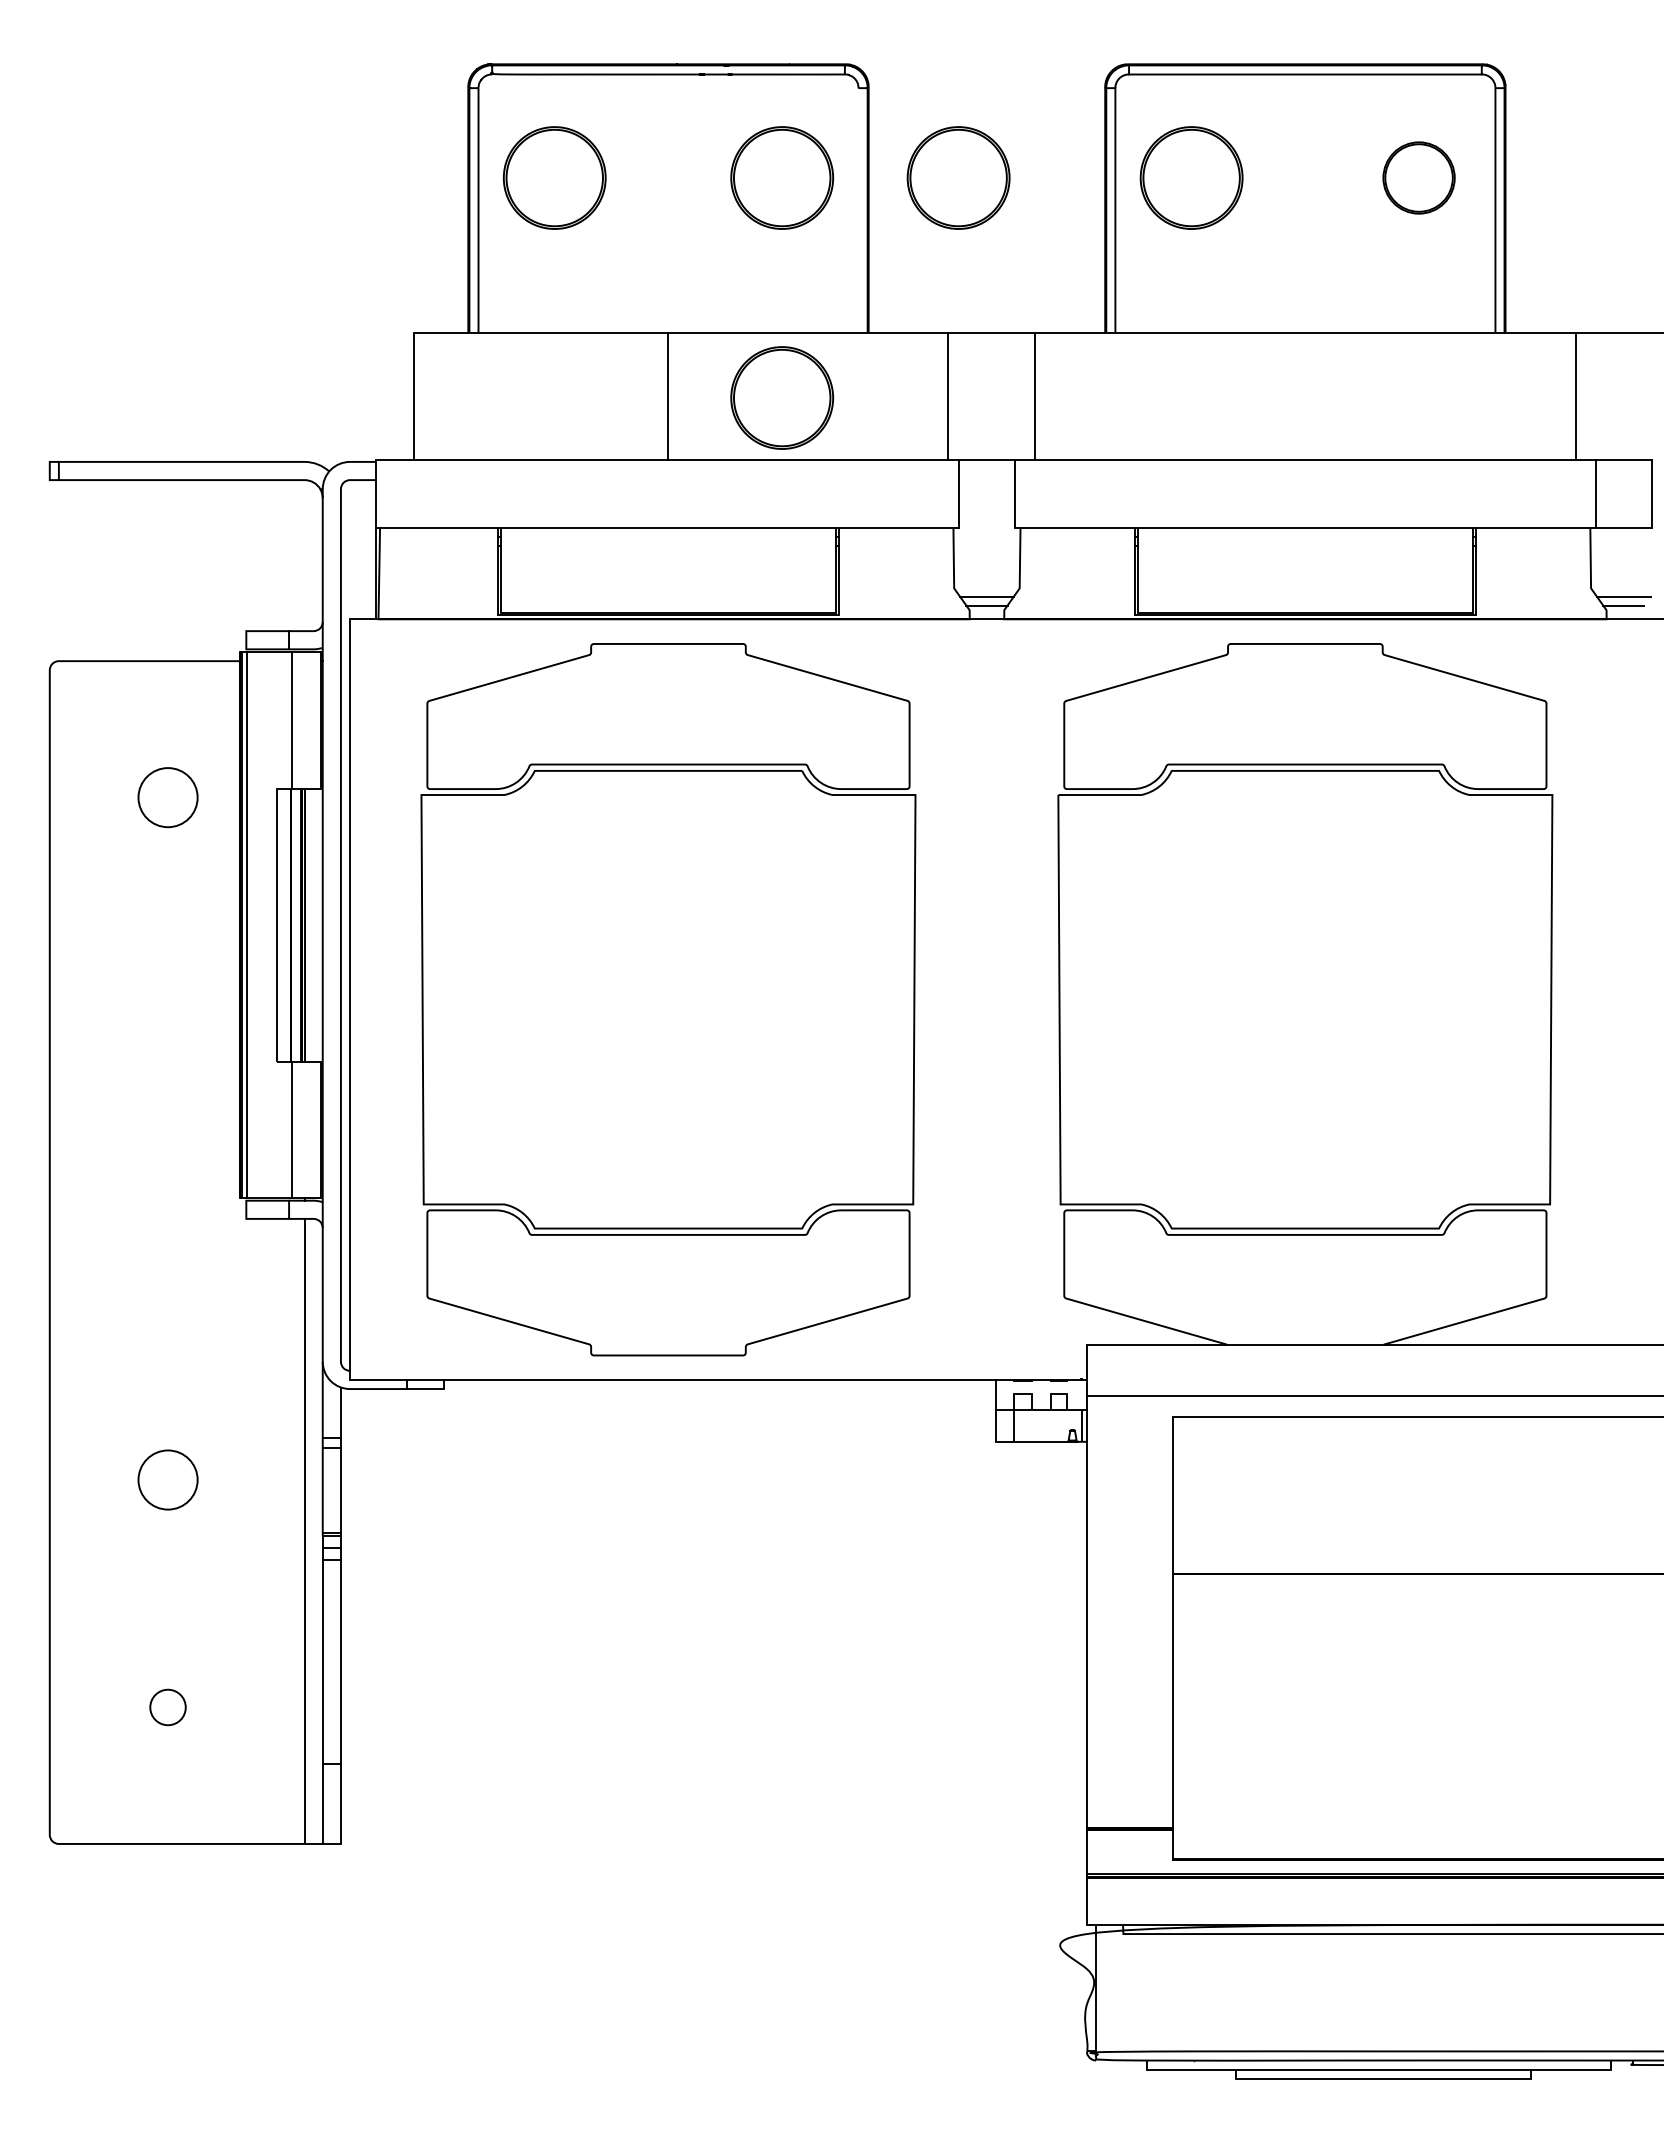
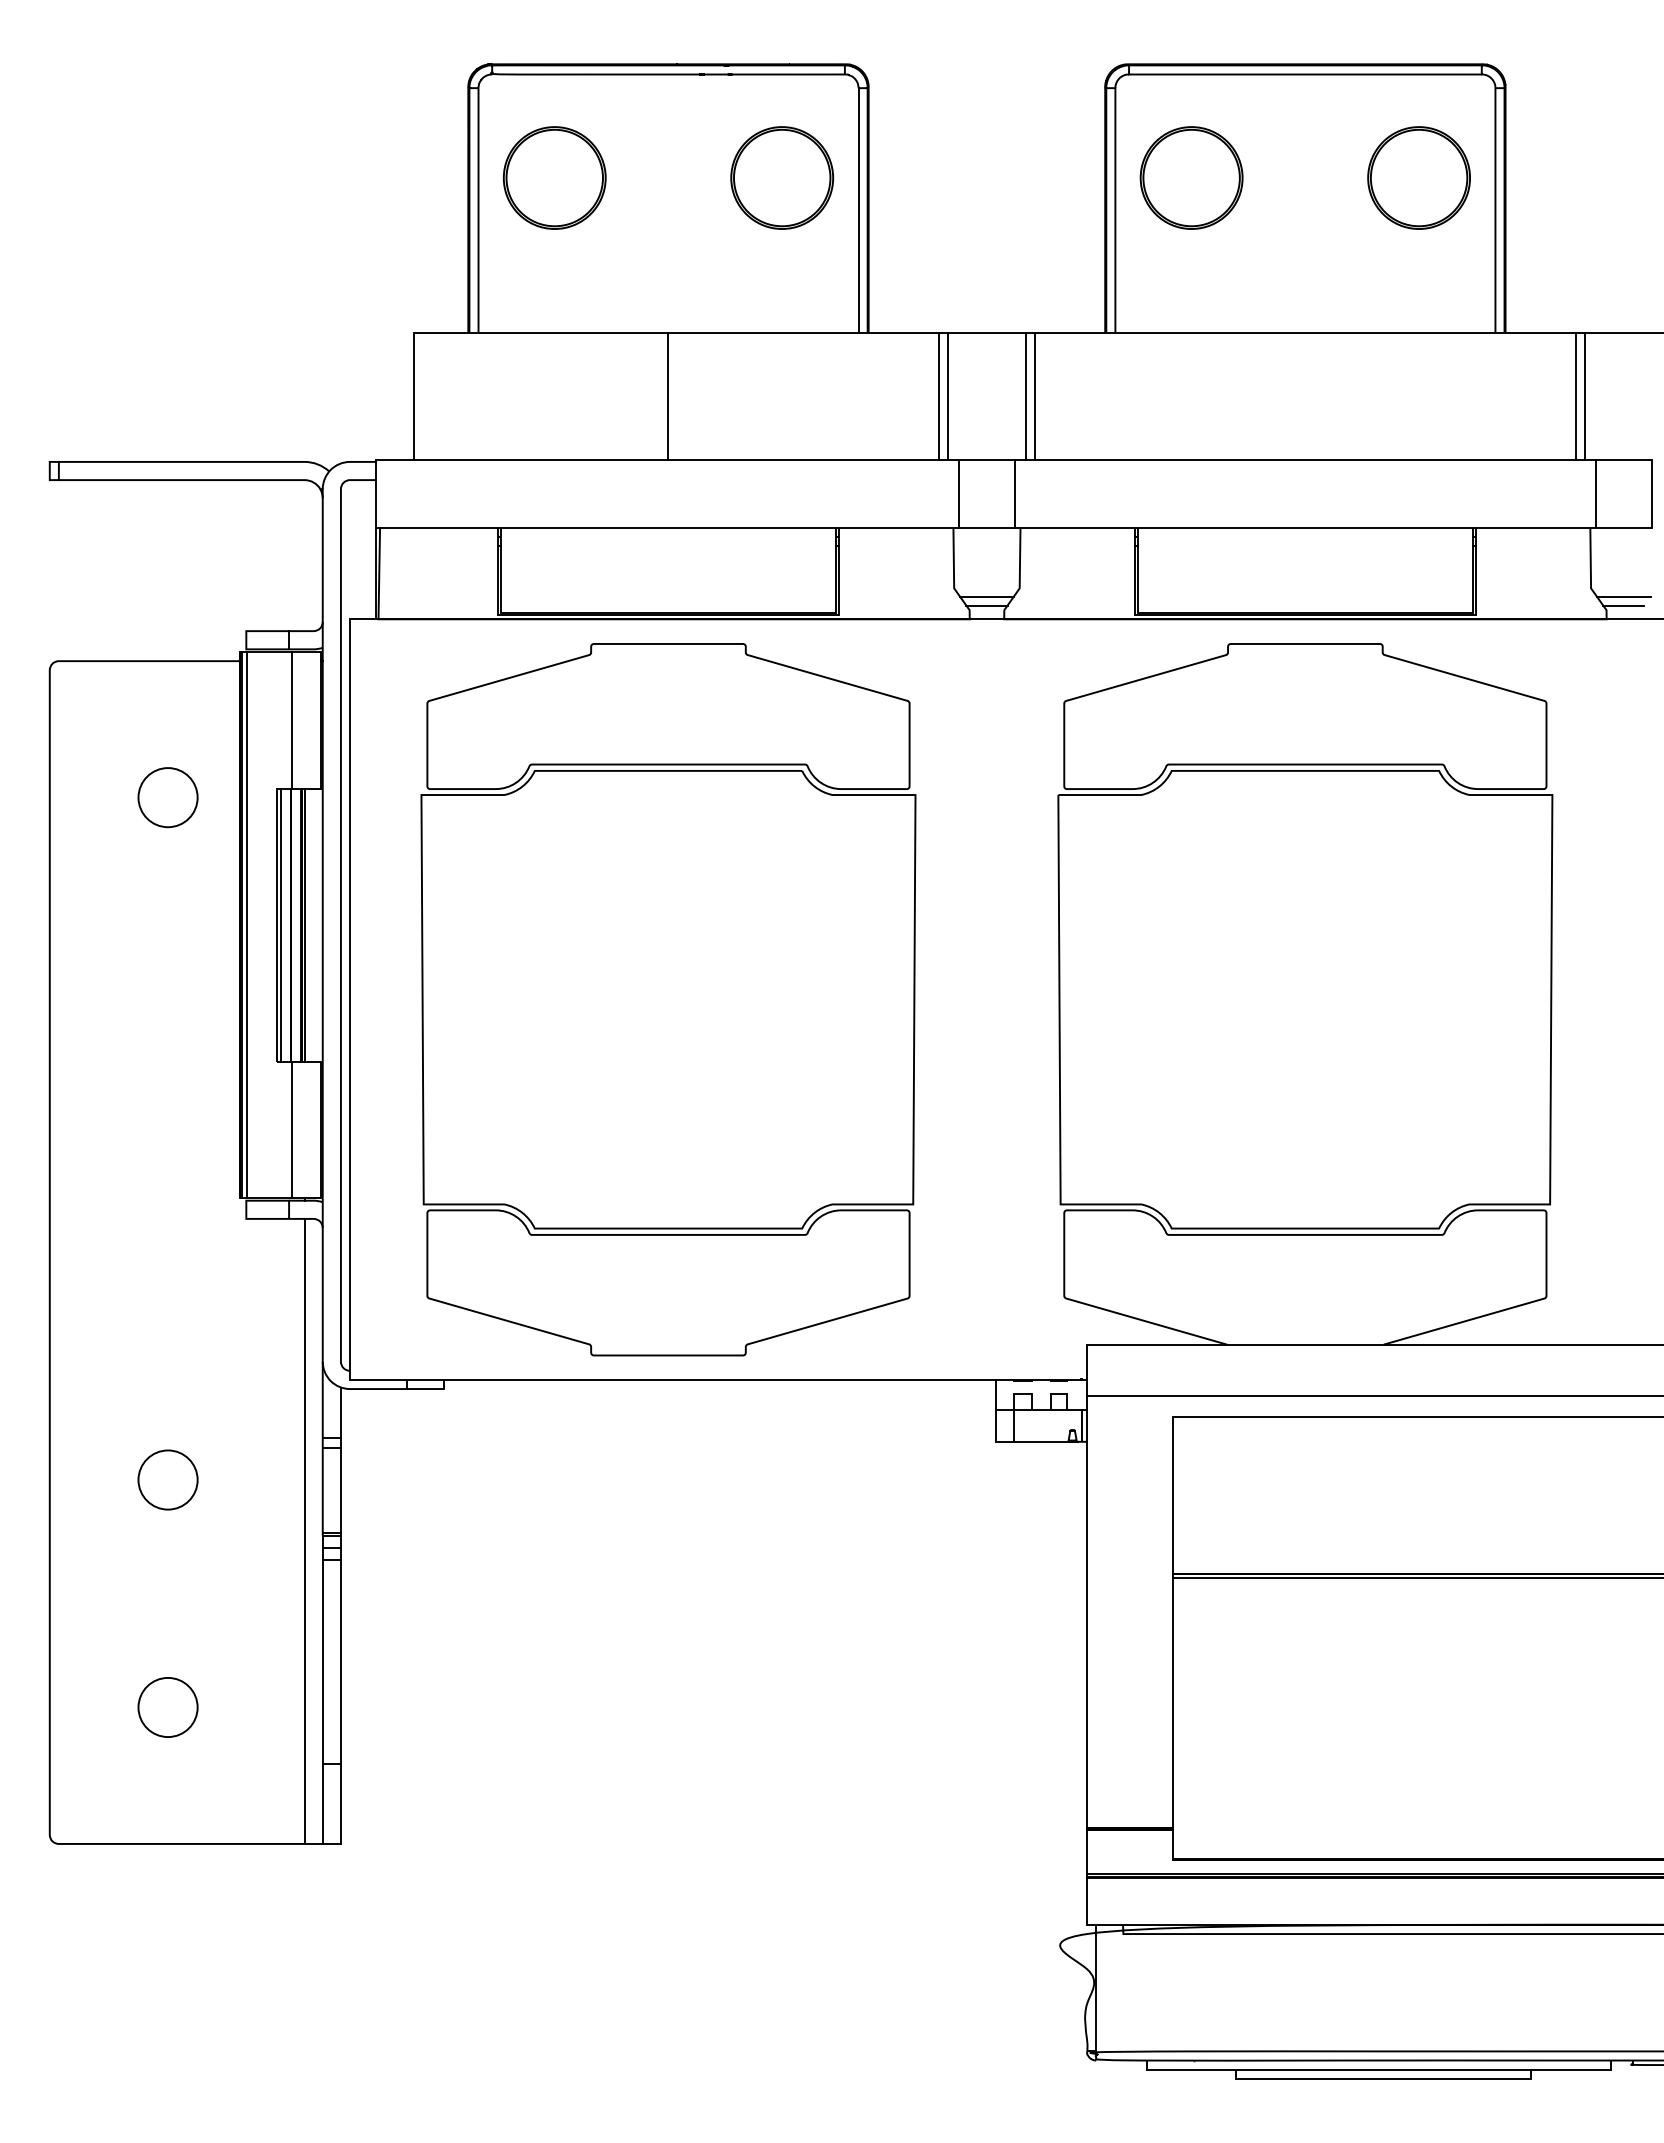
part: present -> none (958, 177)
part size: 74x74 px -> 104x104 px (1418, 177)
line: none -> present (858, 210)
line: none -> present (939, 396)
line: none -> present (1025, 396)
line: none -> present (1585, 396)
part: present -> none (782, 397)
line: none -> present (986, 528)
line: none -> present (280, 924)
line: none -> present (1416, 1577)
circle size: 38x39 px -> 62x61 px (167, 1707)
